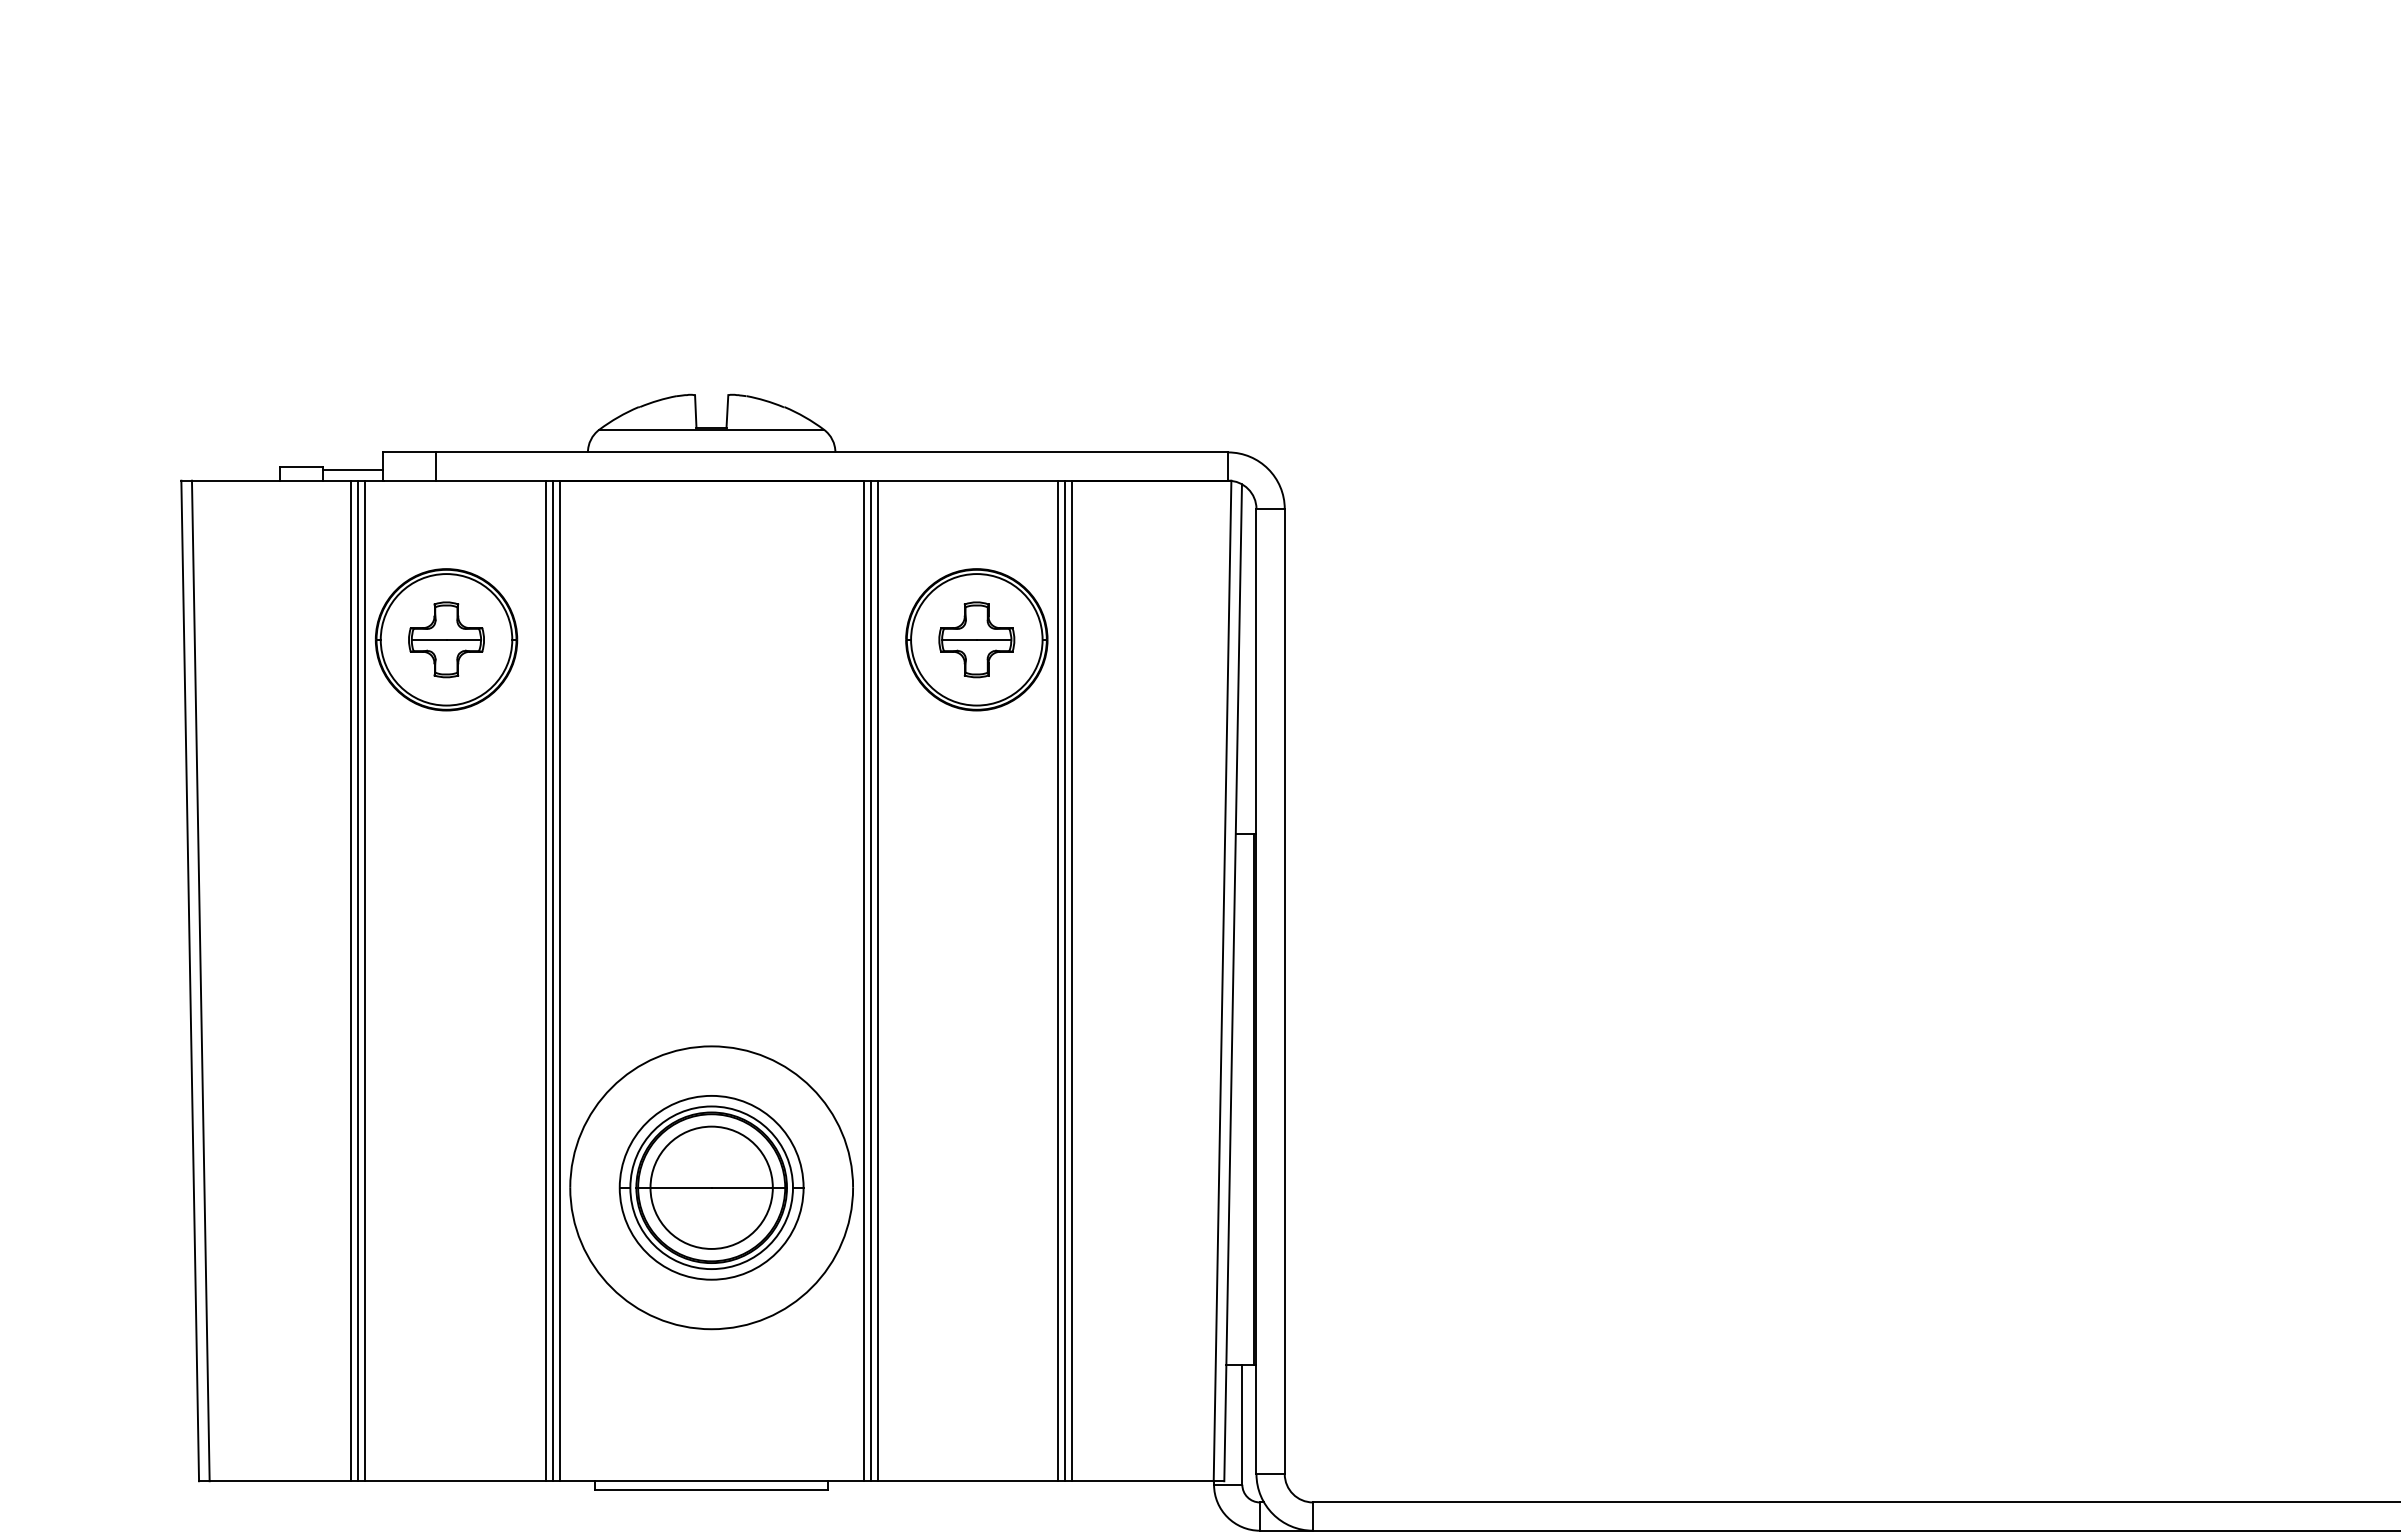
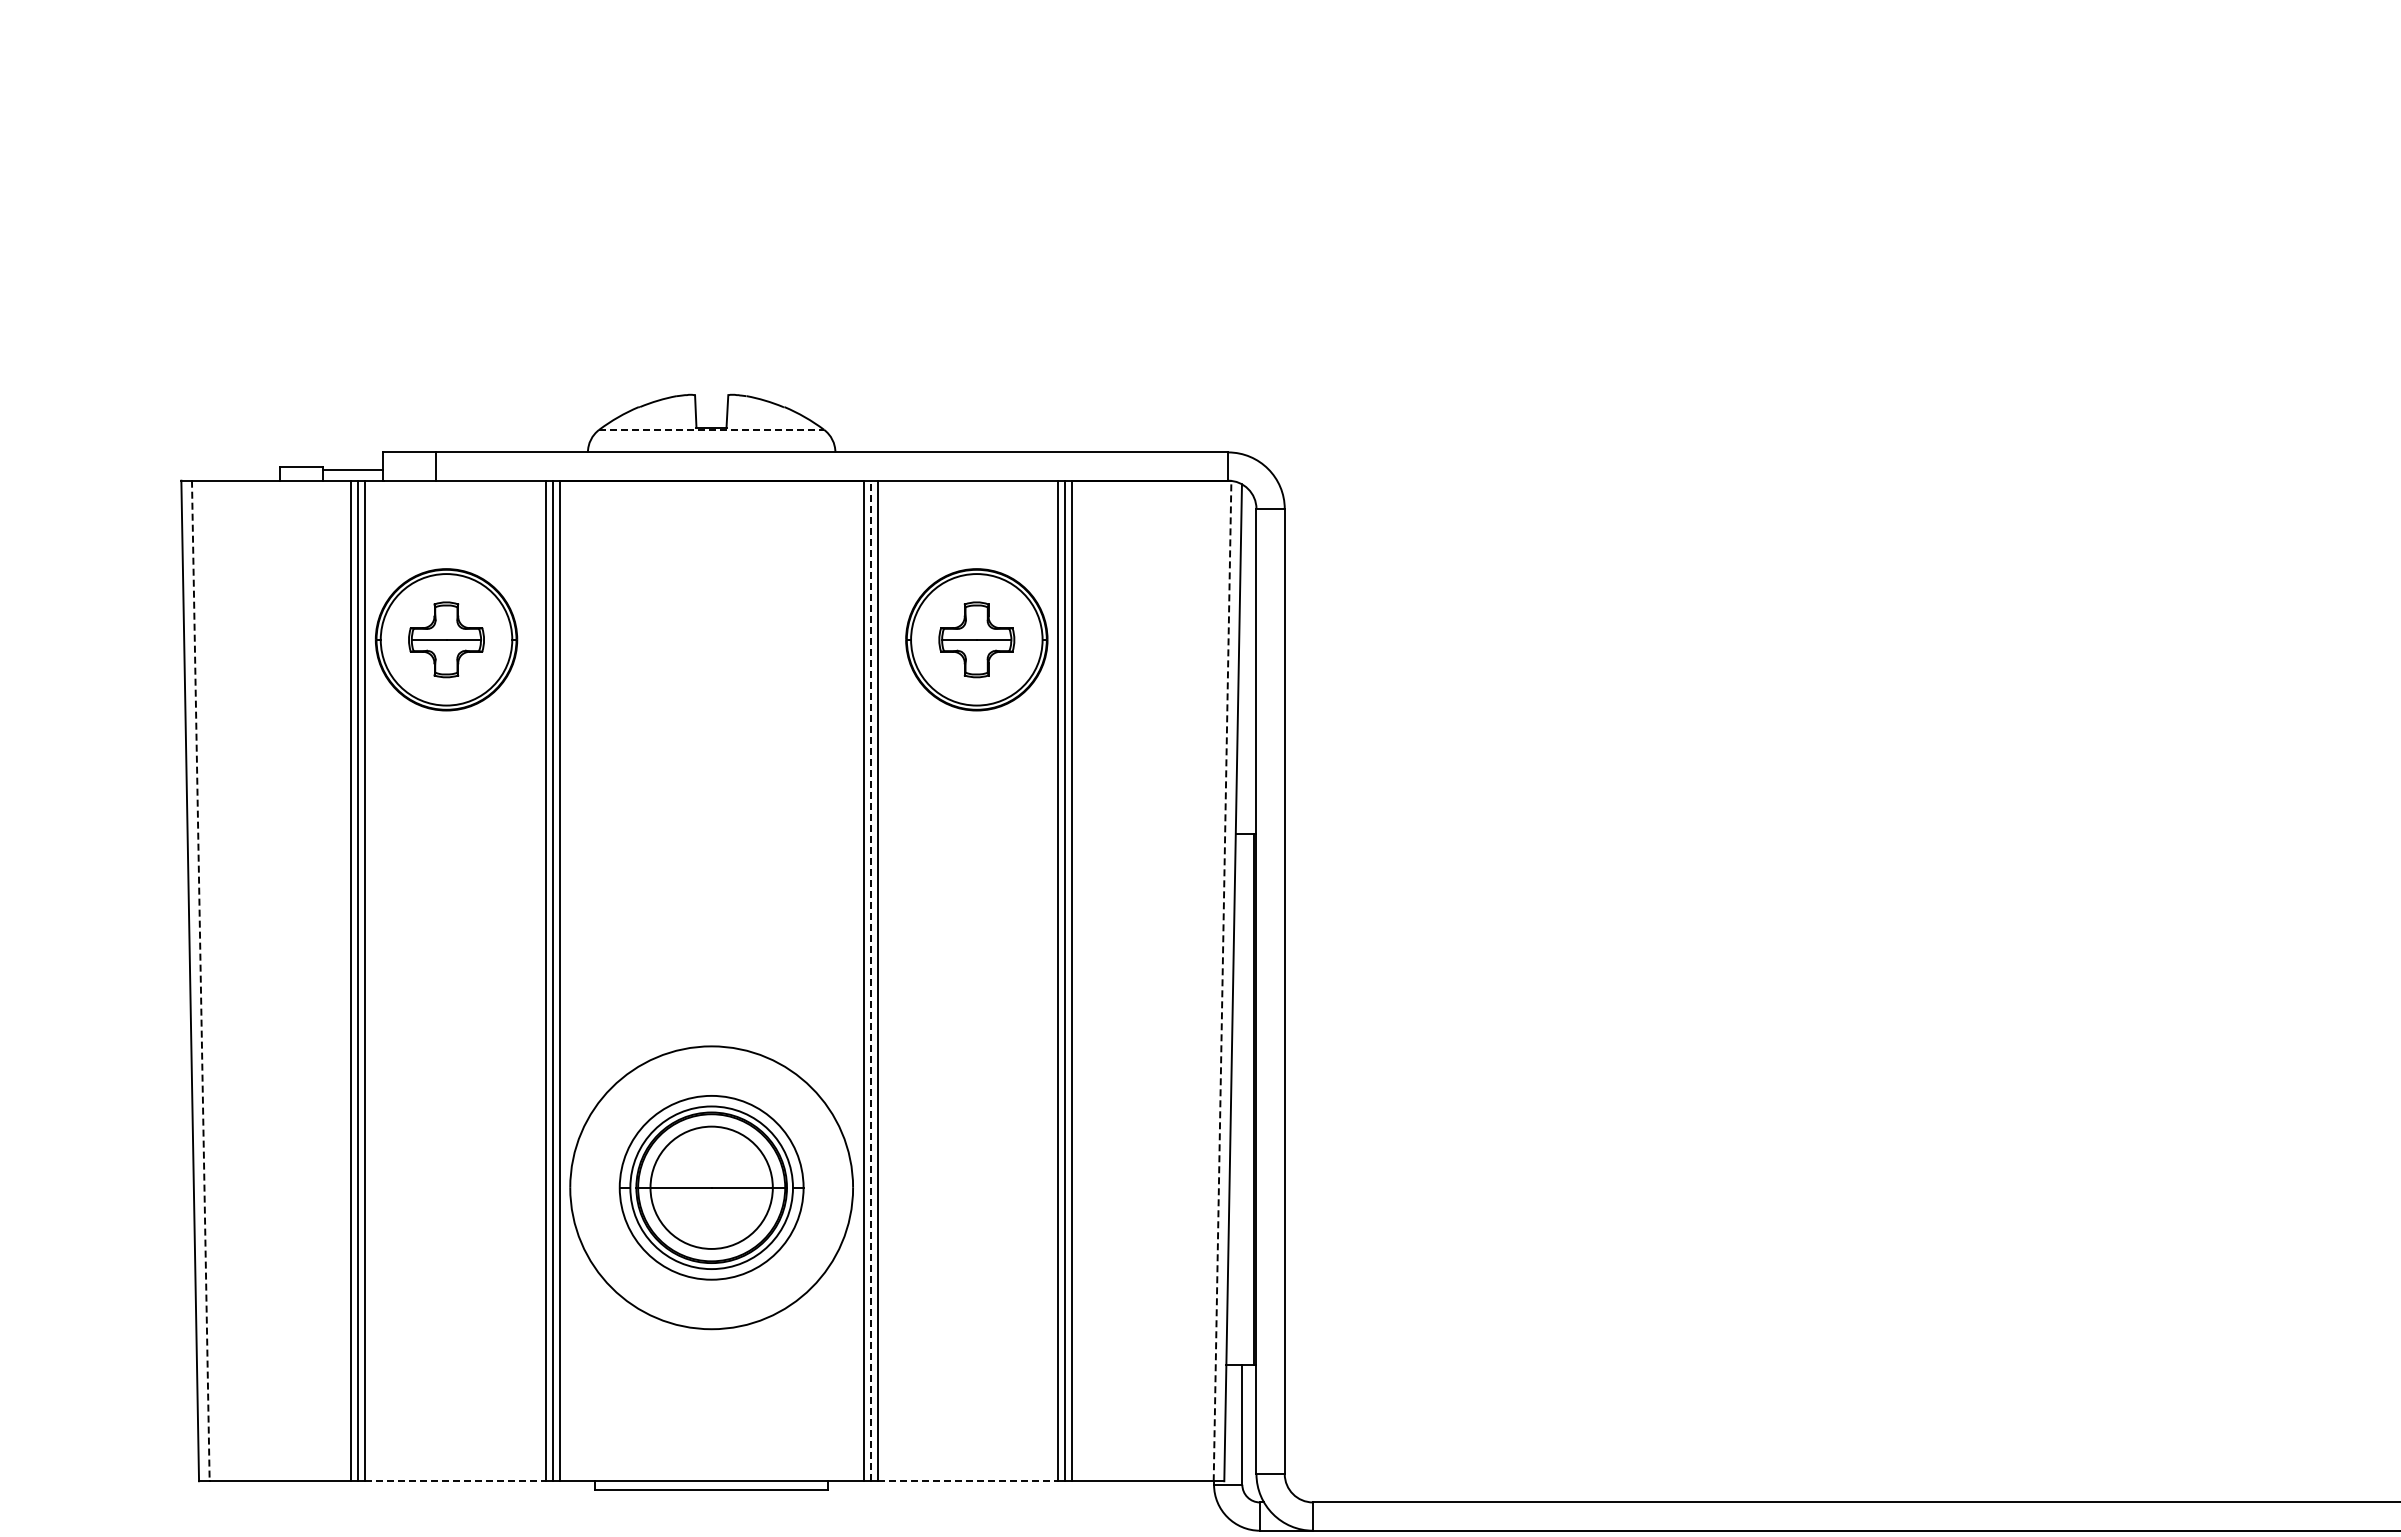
line: solid -> dashed (712, 429)
line: solid -> dashed (870, 980)
line: solid -> dashed (1222, 980)
line: solid -> dashed (200, 981)
line: solid -> dashed (455, 1481)
line: solid -> dashed (968, 1481)
